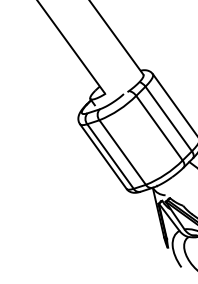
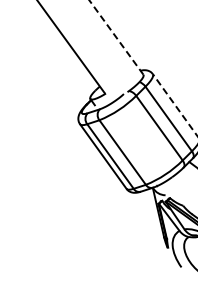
line: solid -> dashed (116, 37)
line: solid -> dashed (174, 104)
